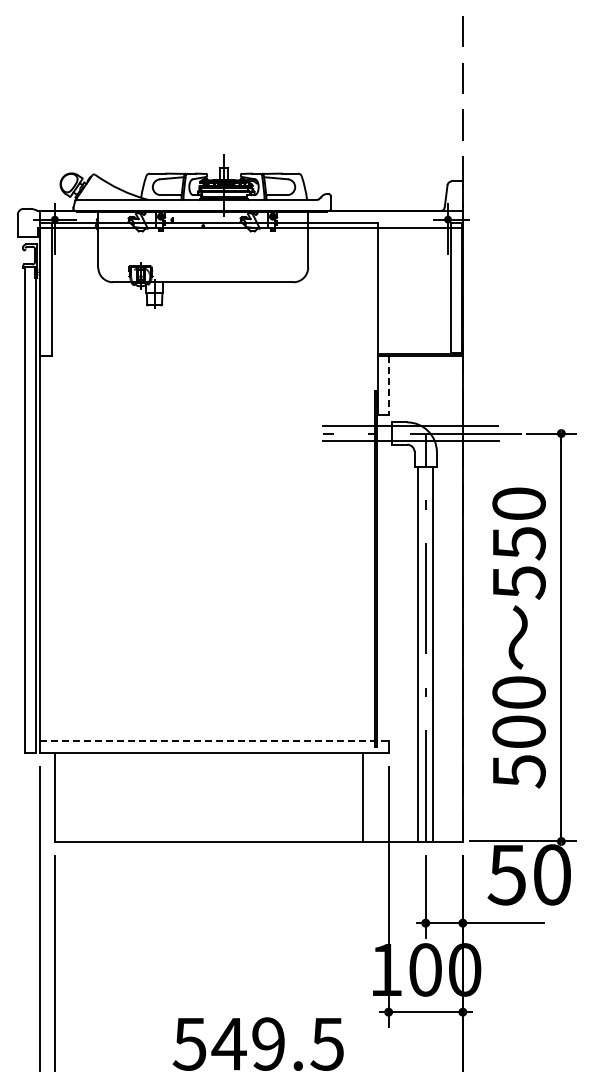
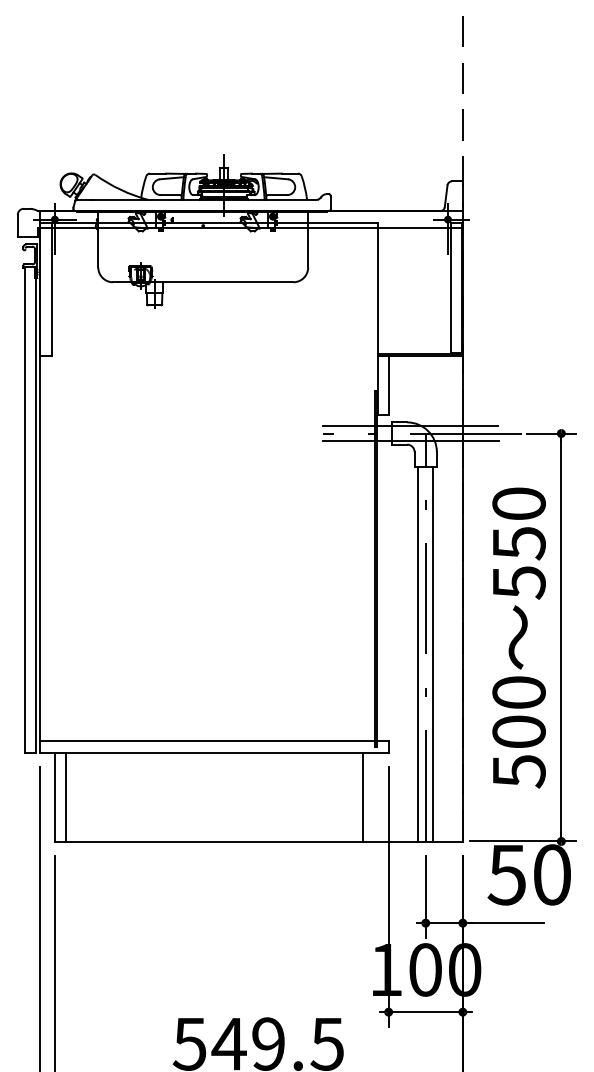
line: dashed -> solid (388, 385)
line: dashed -> solid (214, 741)
line: none -> present (66, 796)
